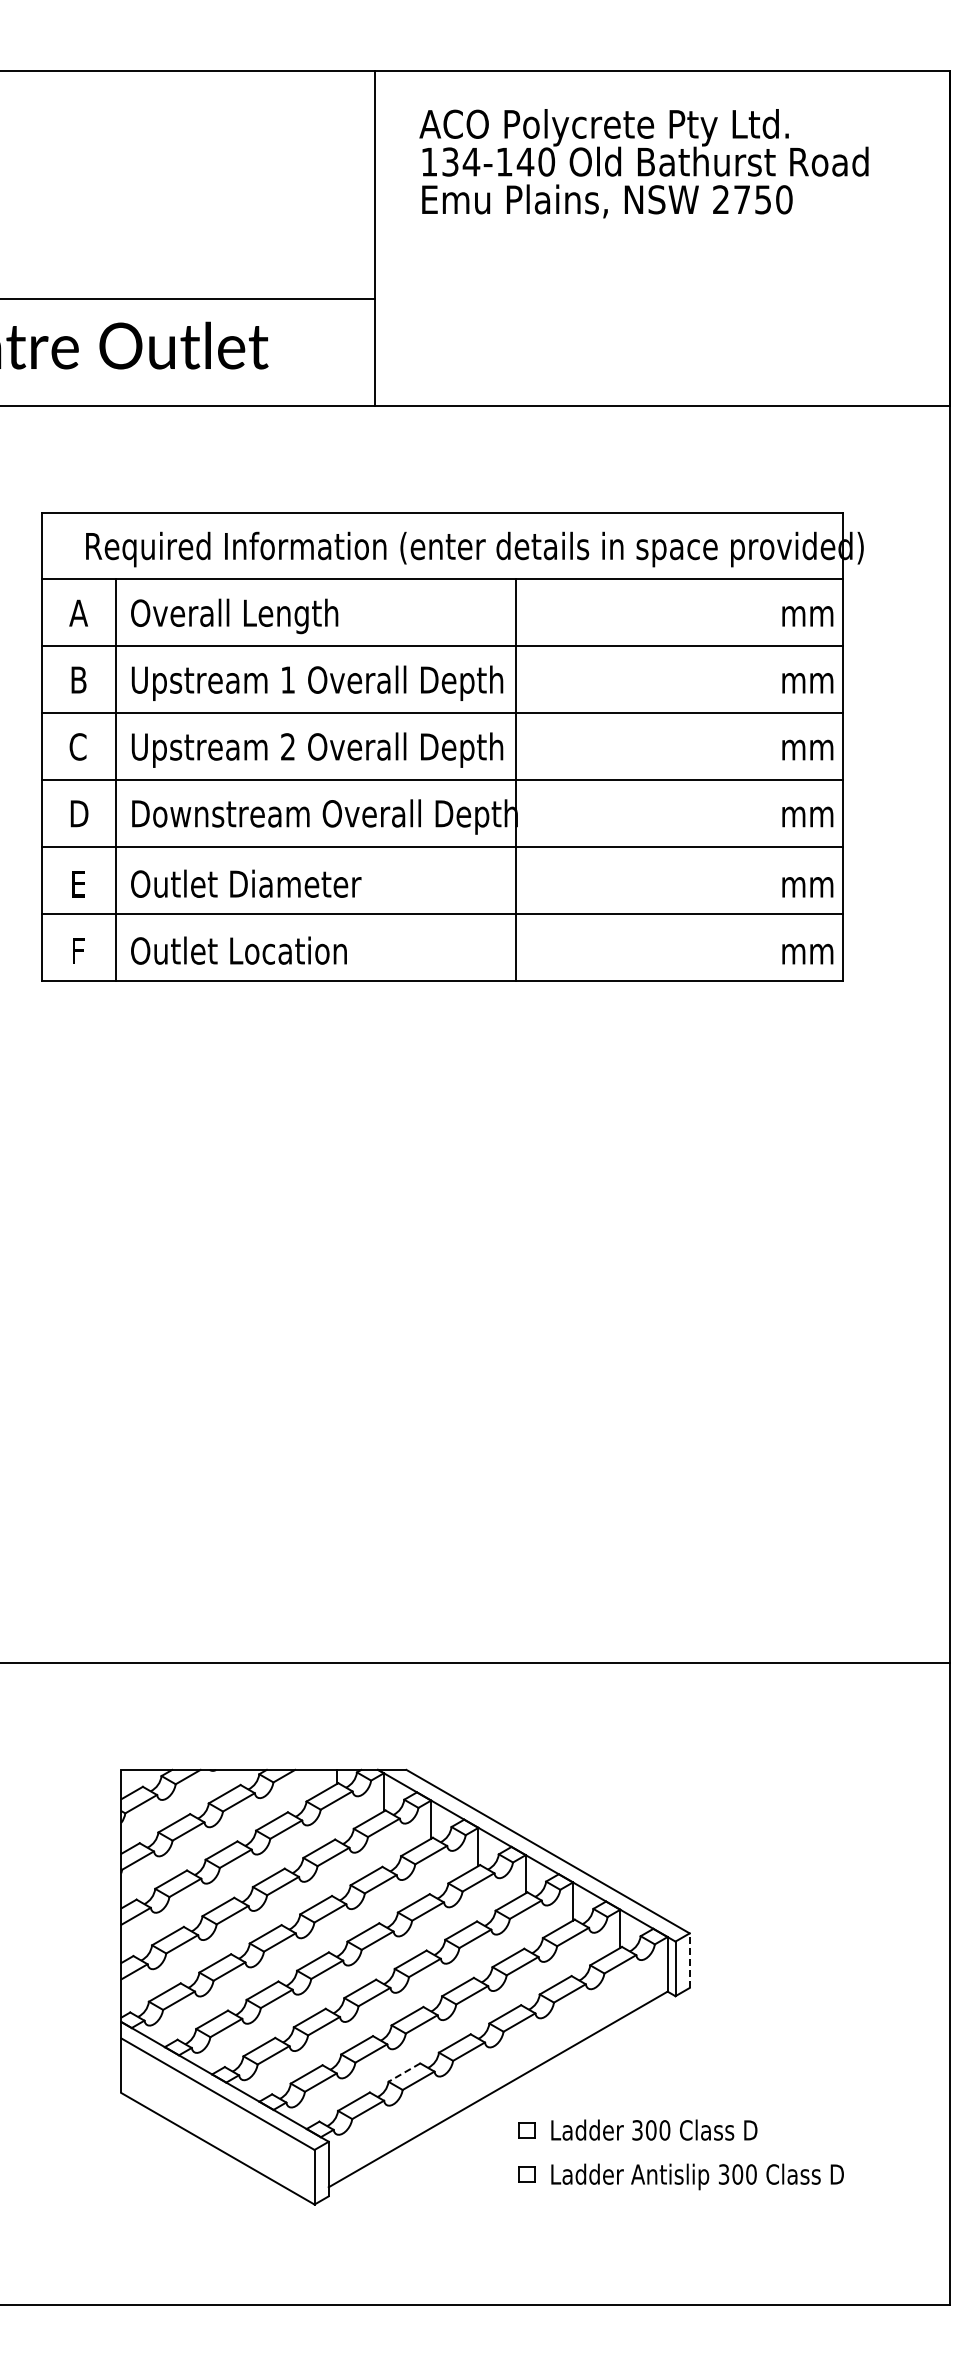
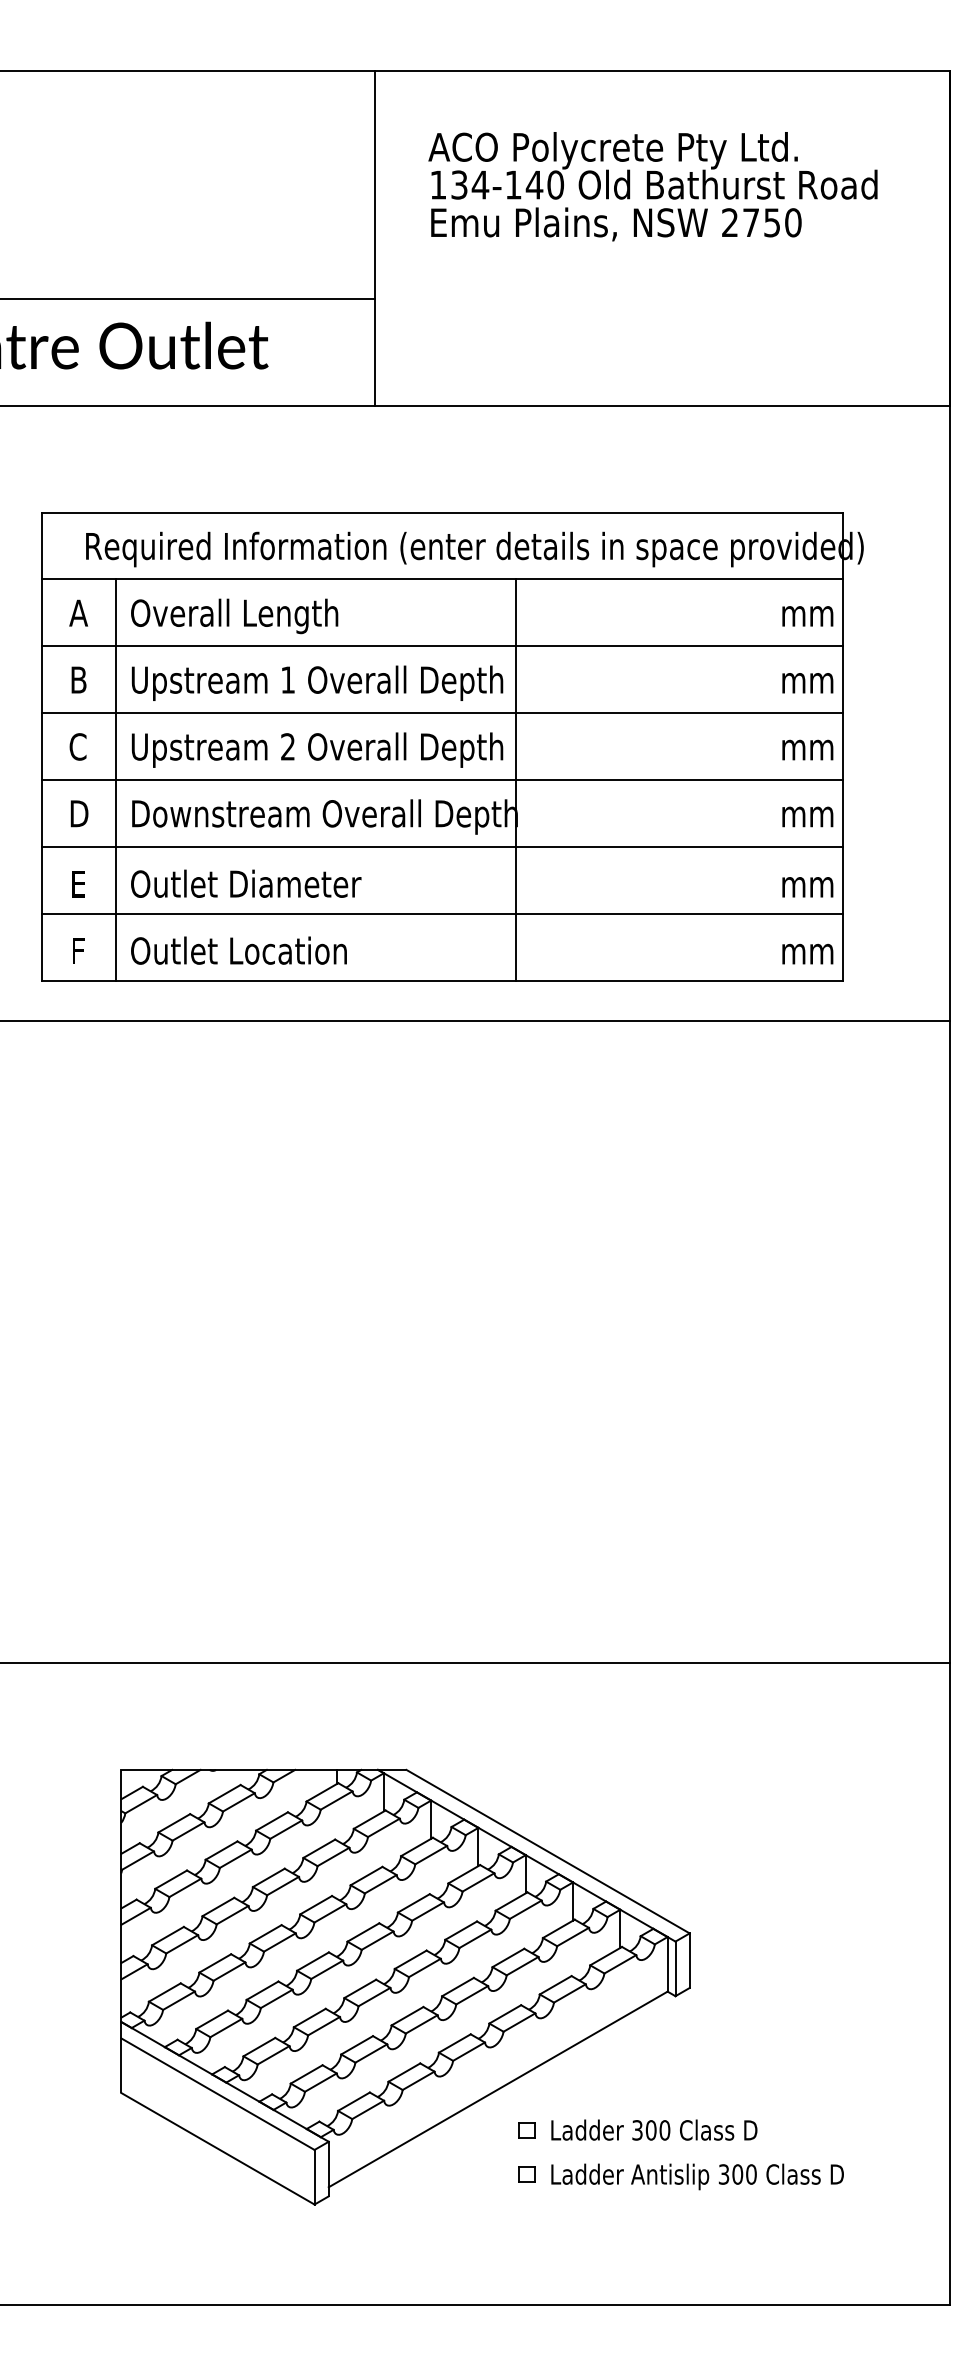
text position: (643, 163) -> (652, 186) (652, 186)
line: none -> present (476, 1020)
line: dashed -> solid (689, 1960)
line: dashed -> solid (403, 2072)
